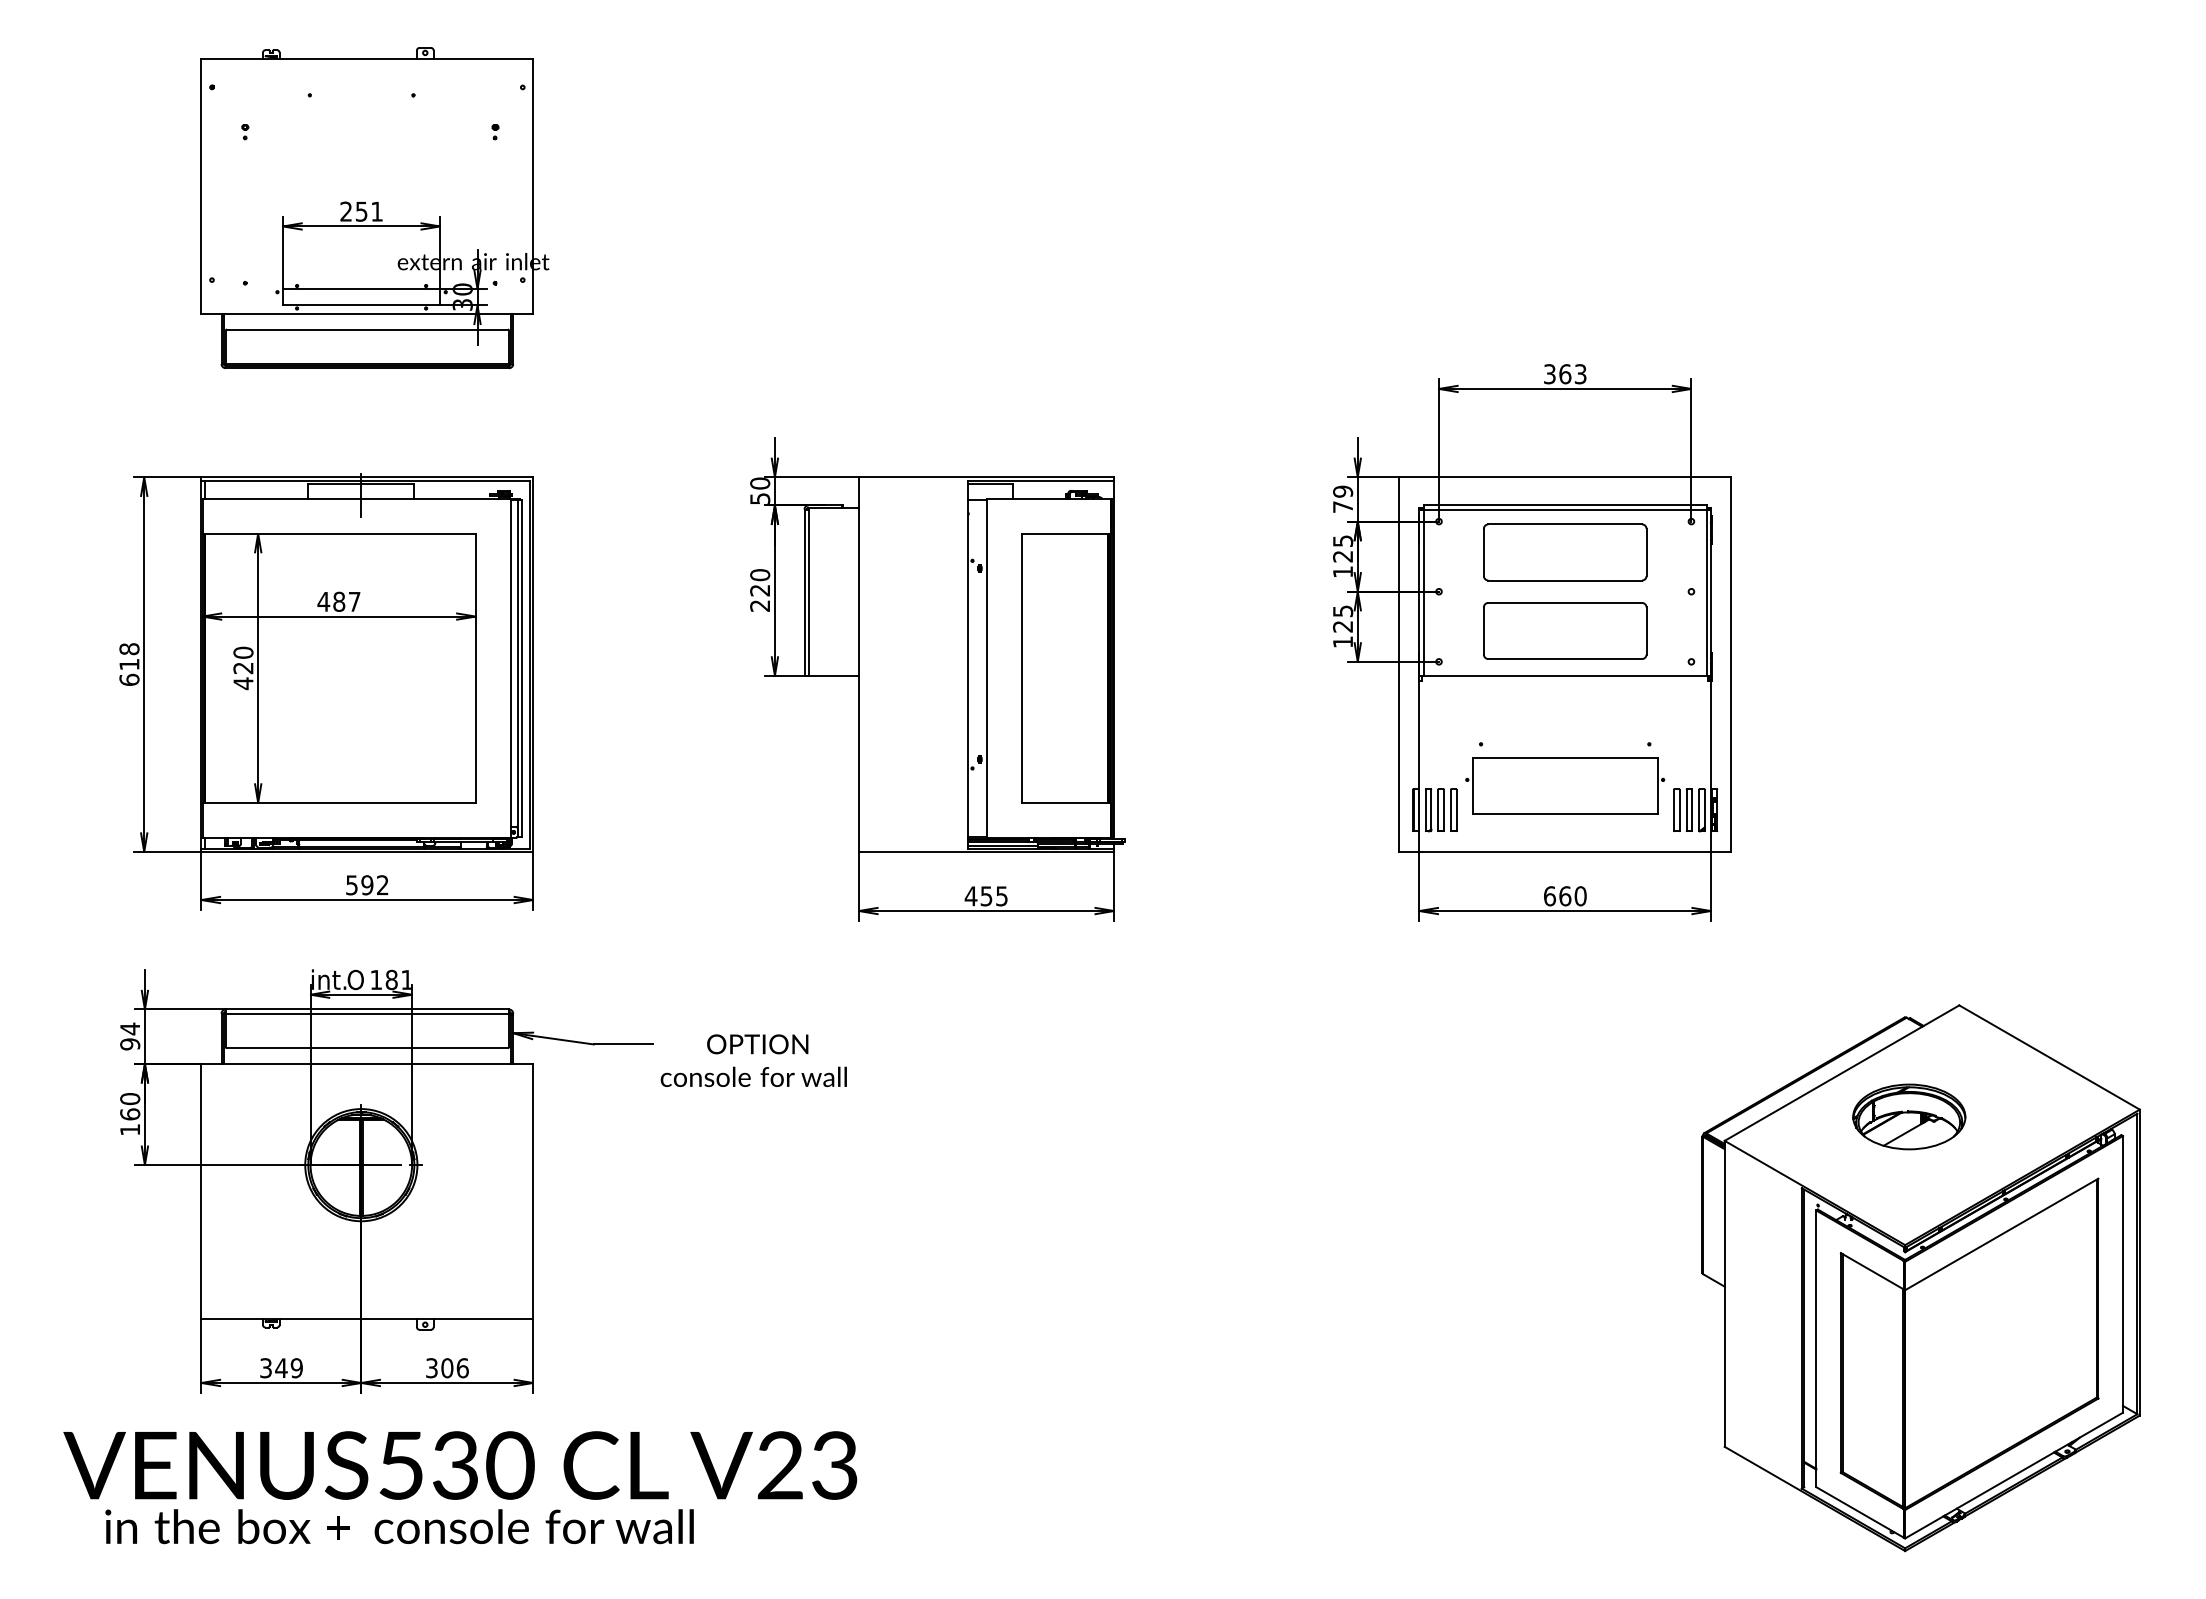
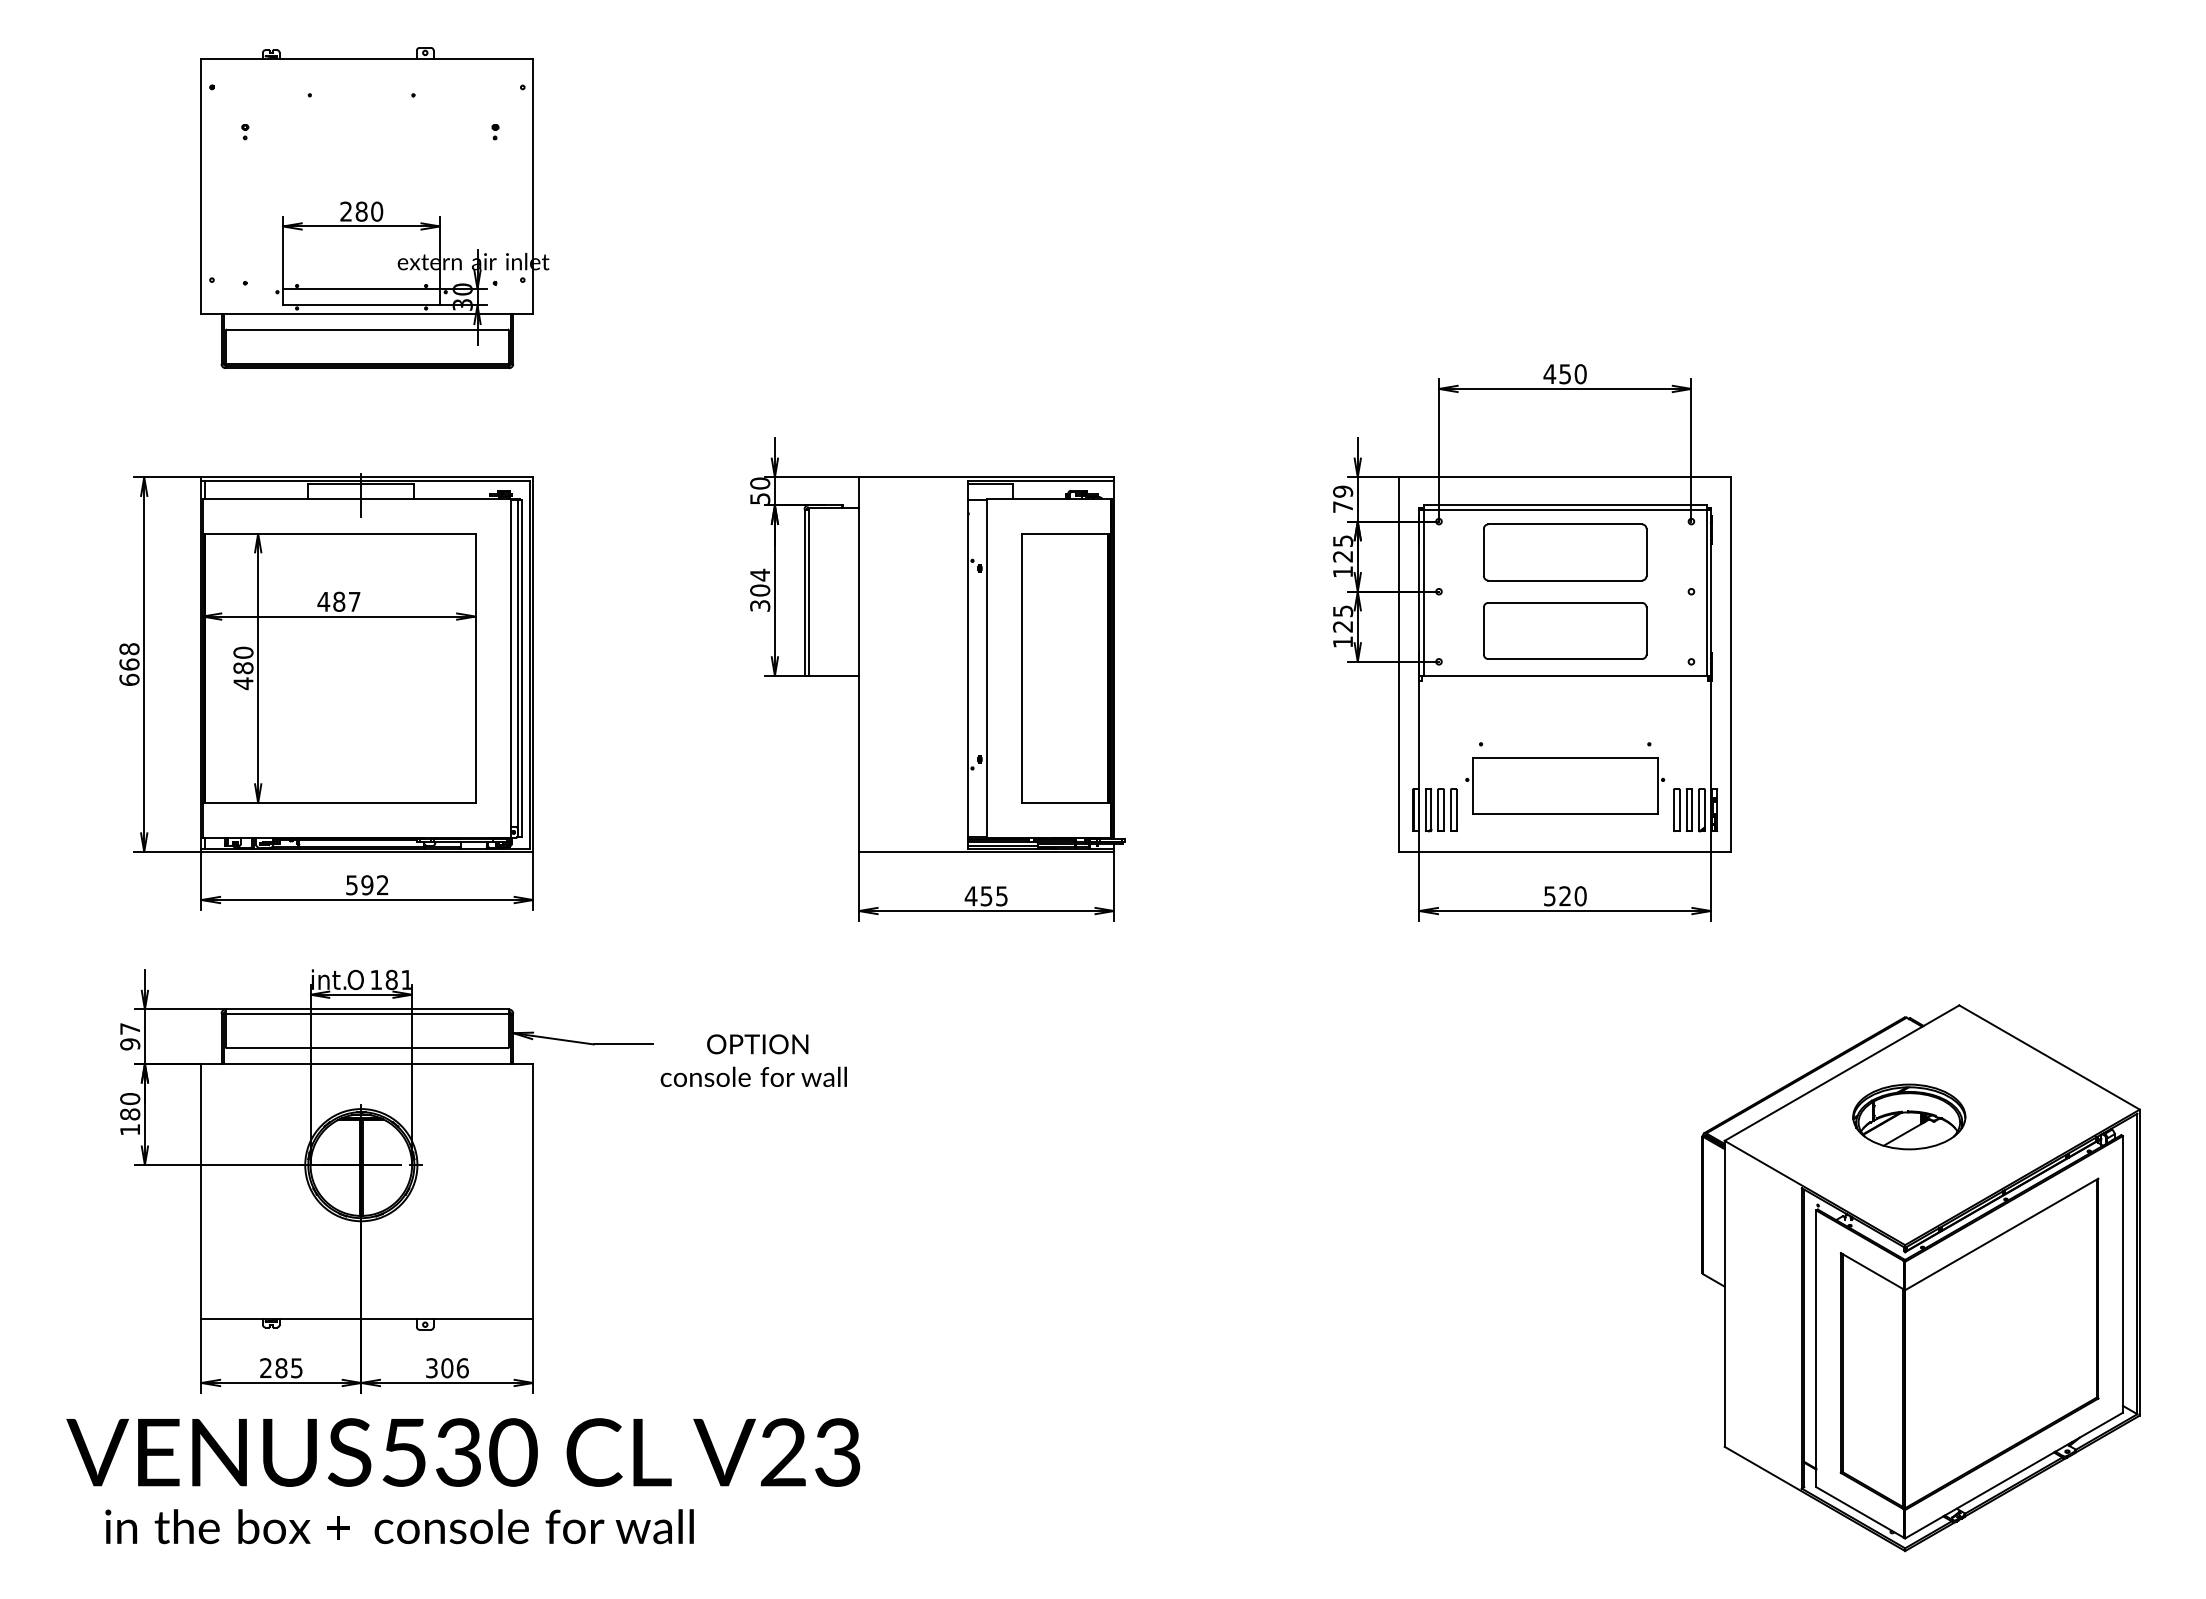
text: 251 -> 280 (369, 211)
text: 363 -> 450 (1564, 374)
text: 220 -> 304 (760, 589)
text: 618 -> 668 (129, 664)
text: 420 -> 480 (243, 668)
text: 660 -> 520 (1557, 896)
text: 94 -> 97 (129, 1028)
text: 160 -> 180 (130, 1114)
text: 349 -> 285 (281, 1368)
text position: (460, 1465) -> (463, 1452) (463, 1452)
